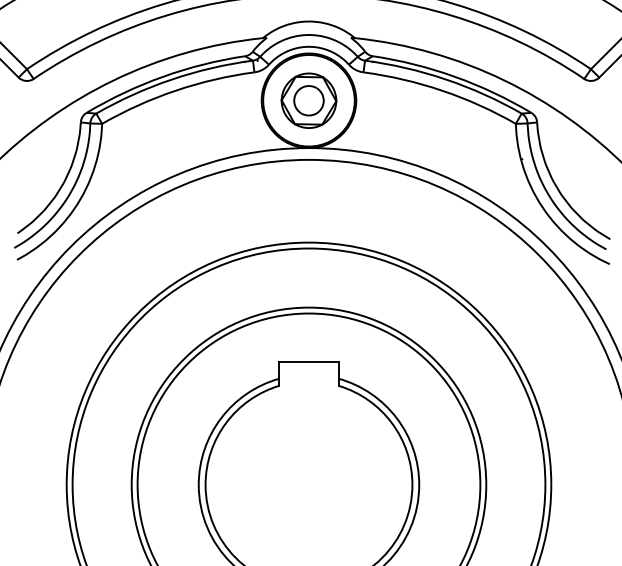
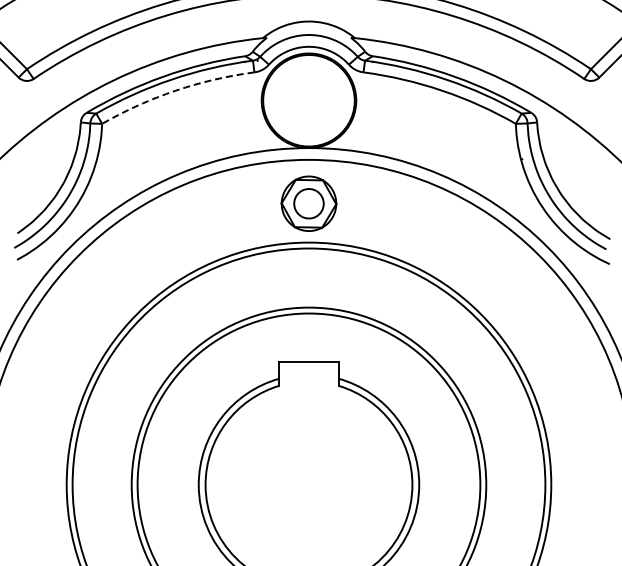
arc: solid -> dashed (175, 90)
part position: (308, 100) -> (308, 203) (308, 203)
